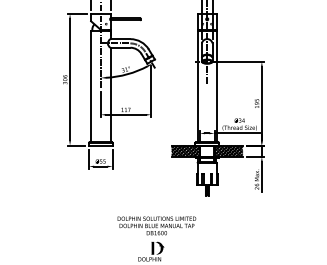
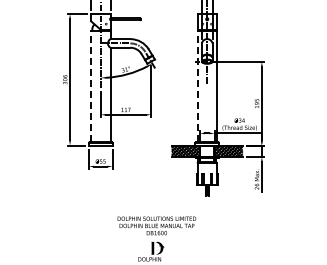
line: solid -> dashed (91, 86)
line: solid -> dashed (197, 86)
